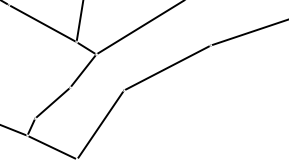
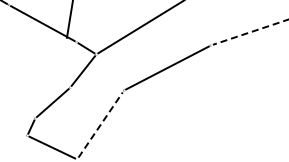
line position: (79, 20) -> (69, 19) (69, 19)
line: solid -> dashed (250, 32)
line: solid -> dashed (100, 124)
line: present -> none (13, 129)
